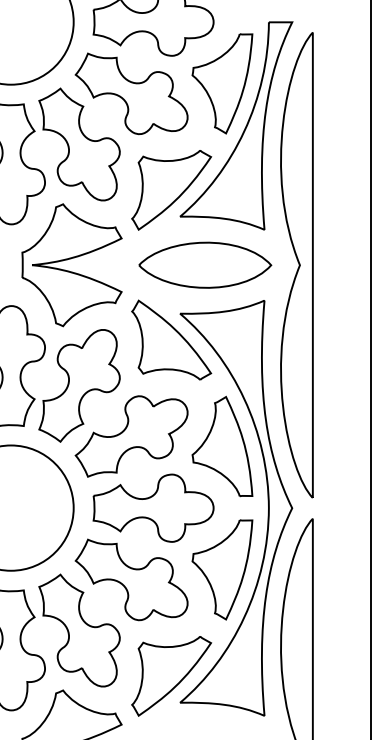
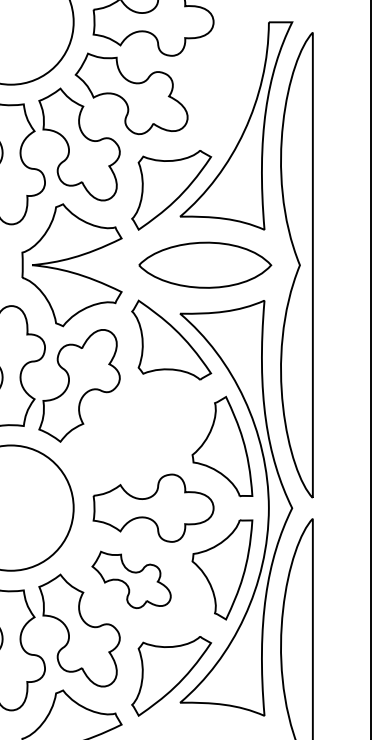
part: present -> none (222, 83)
part: present -> none (131, 436)
part size: 115x84 px -> 81x59 px (131, 579)
